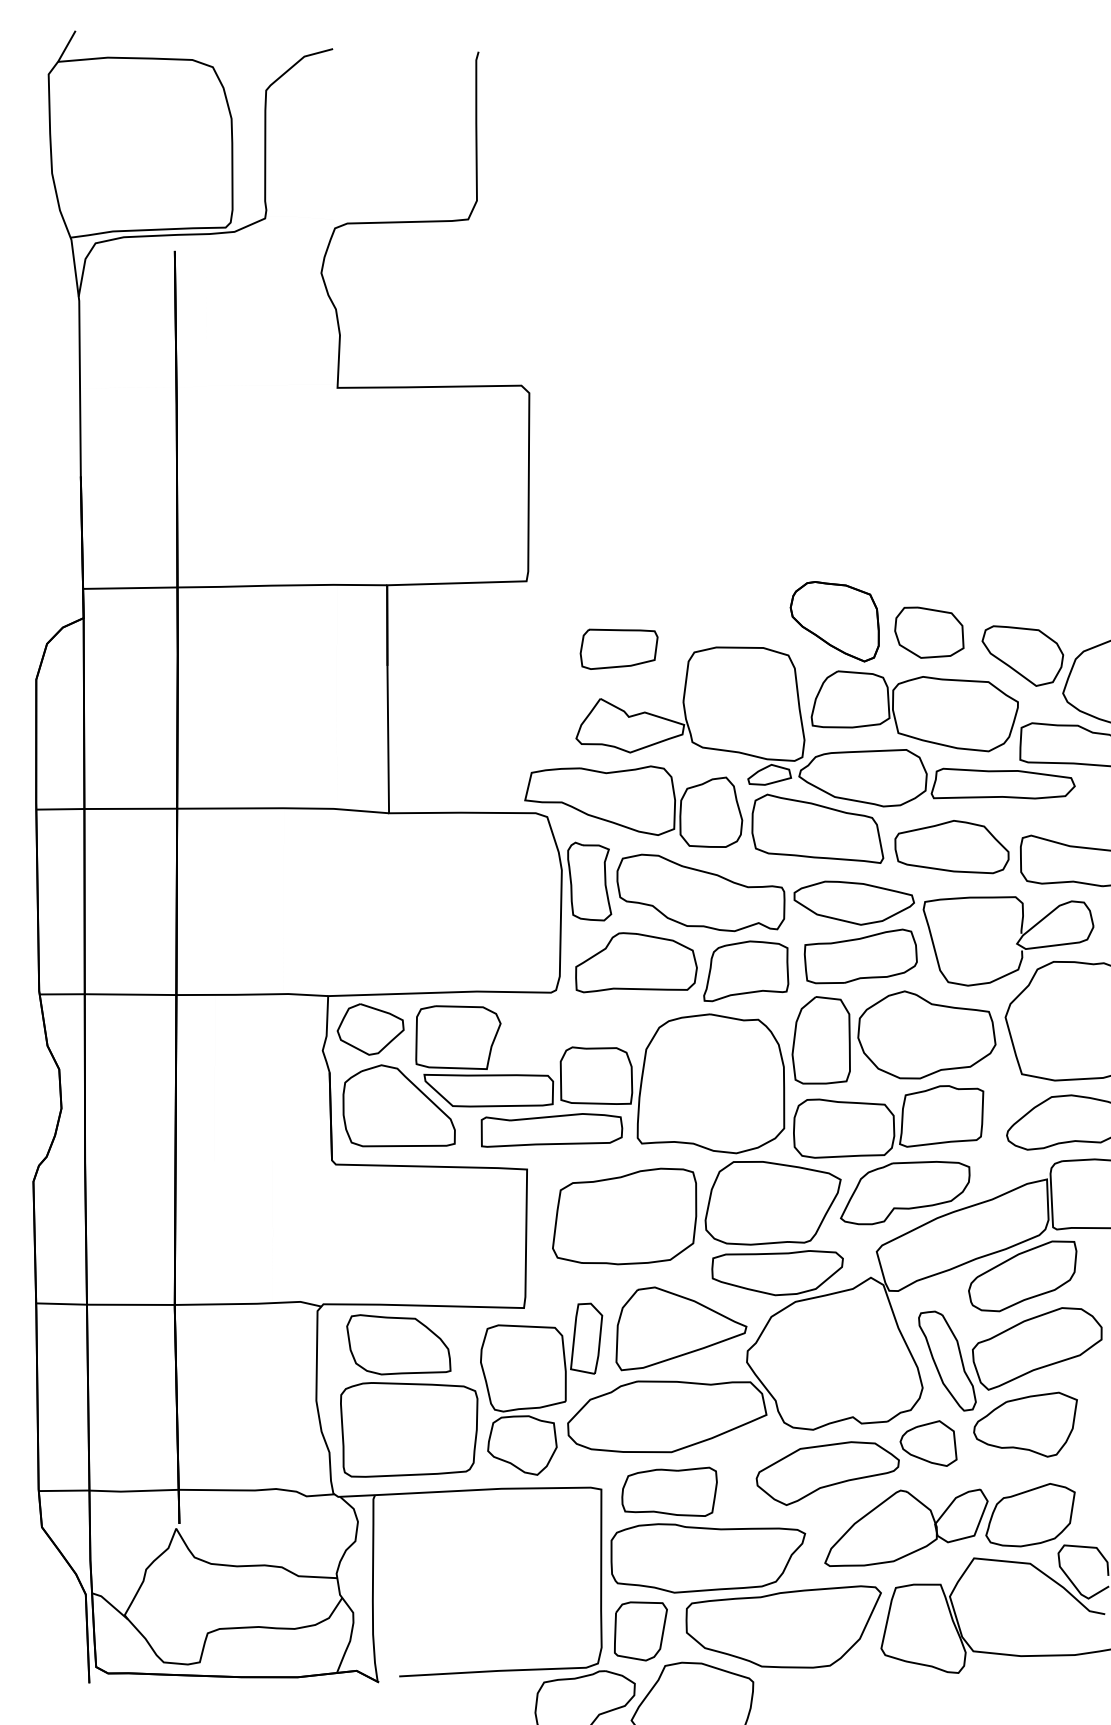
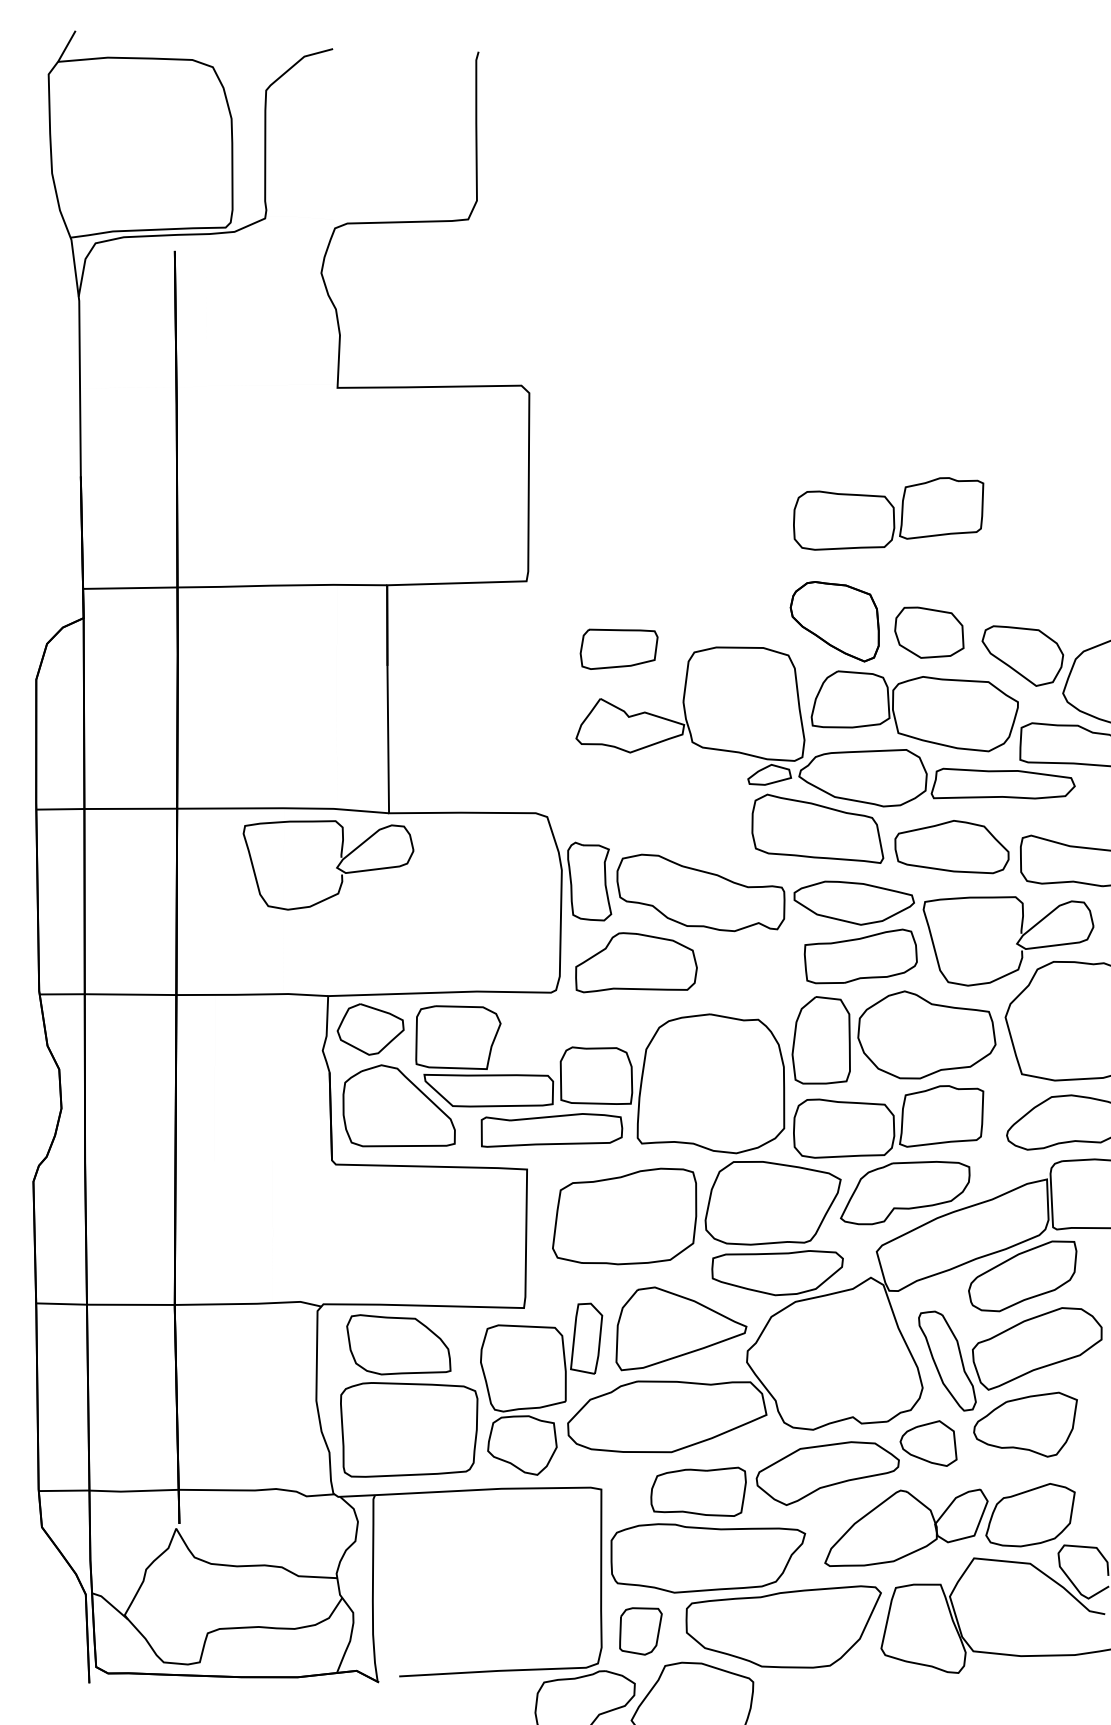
part: none -> present (888, 513)
part: present -> none (633, 806)
part: none -> present (336, 866)
part: present -> none (746, 971)
part position: (669, 1491) -> (698, 1491) (698, 1491)
part size: 54x61 px -> 44x49 px (640, 1631)
